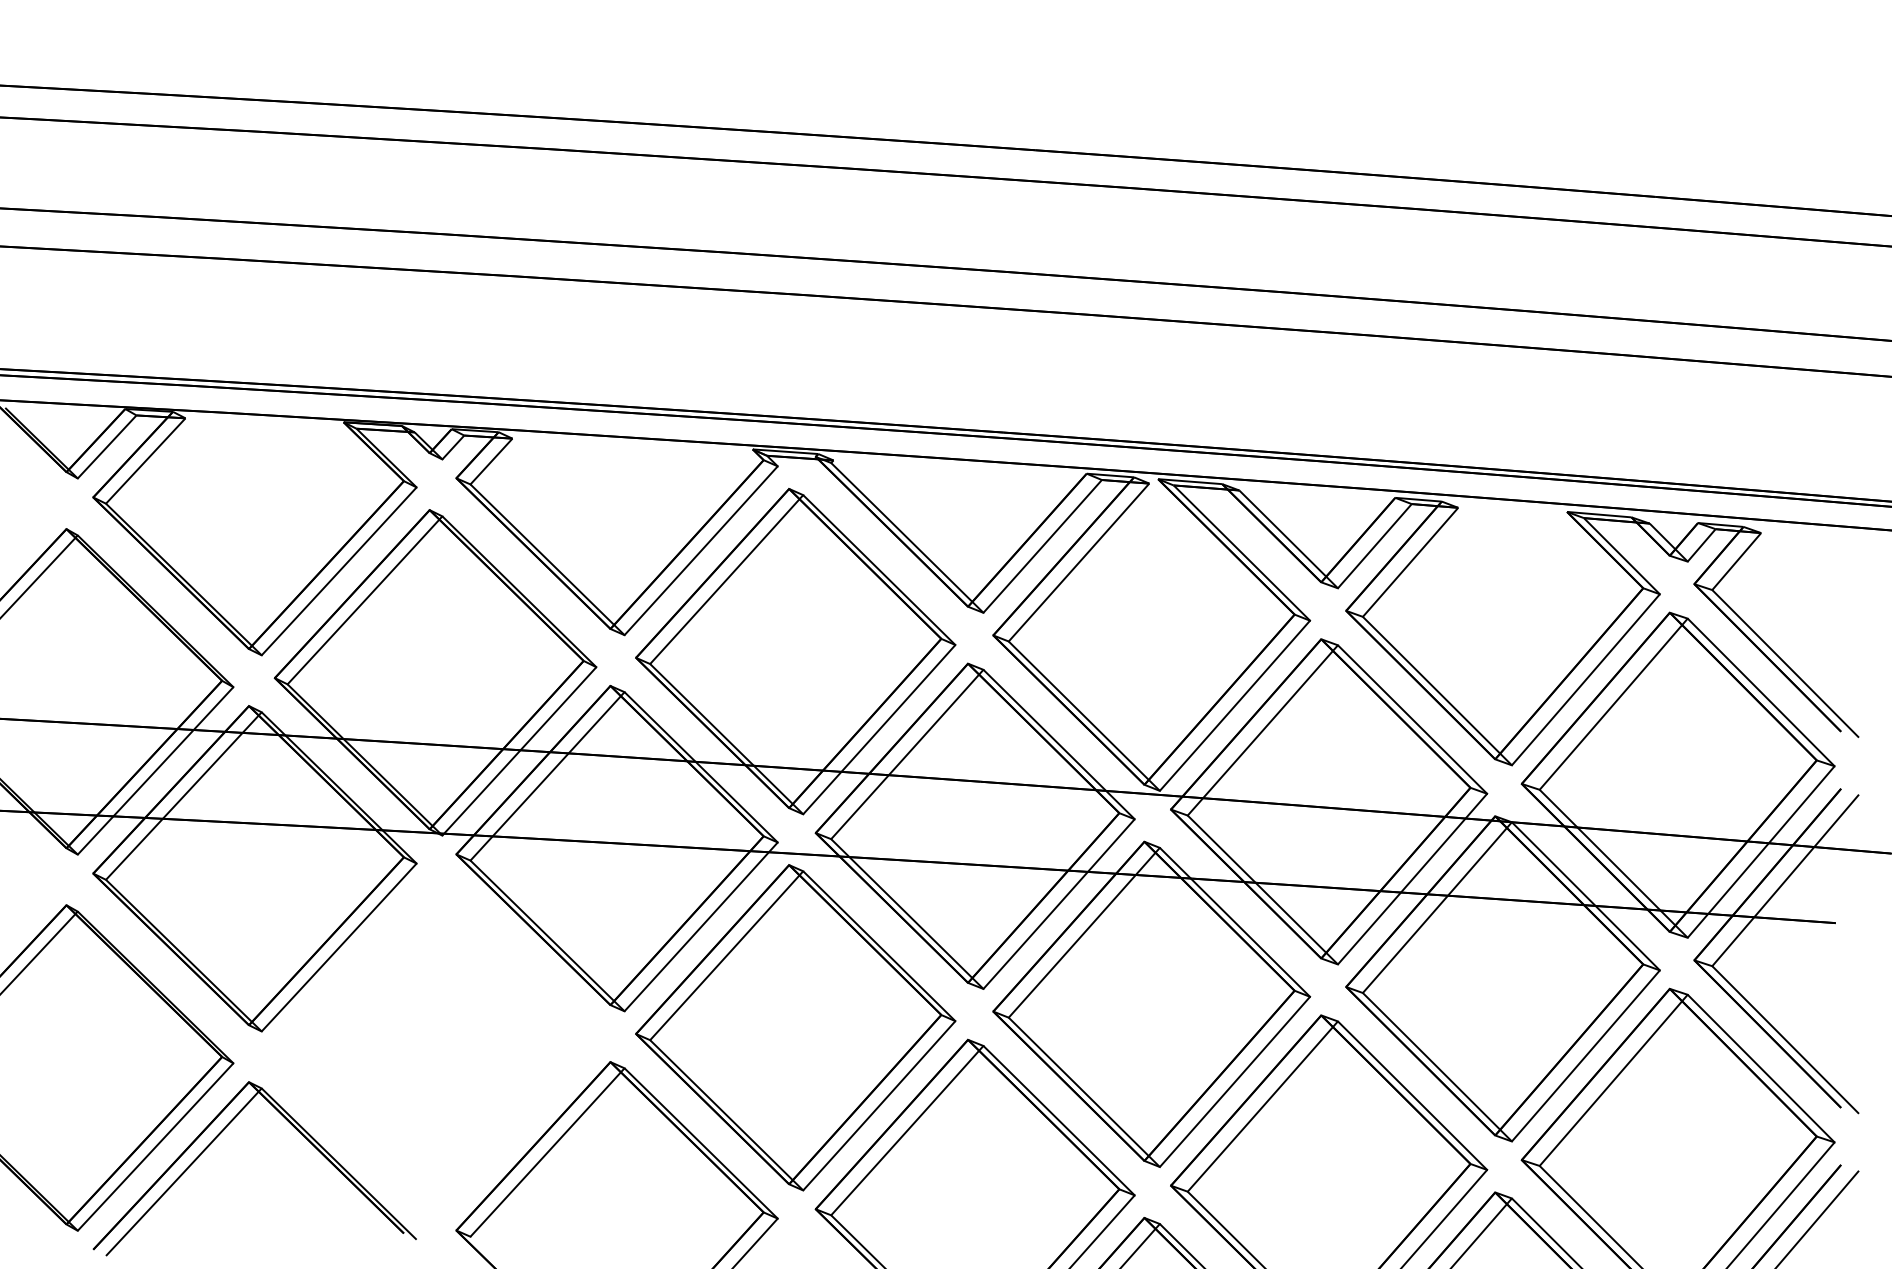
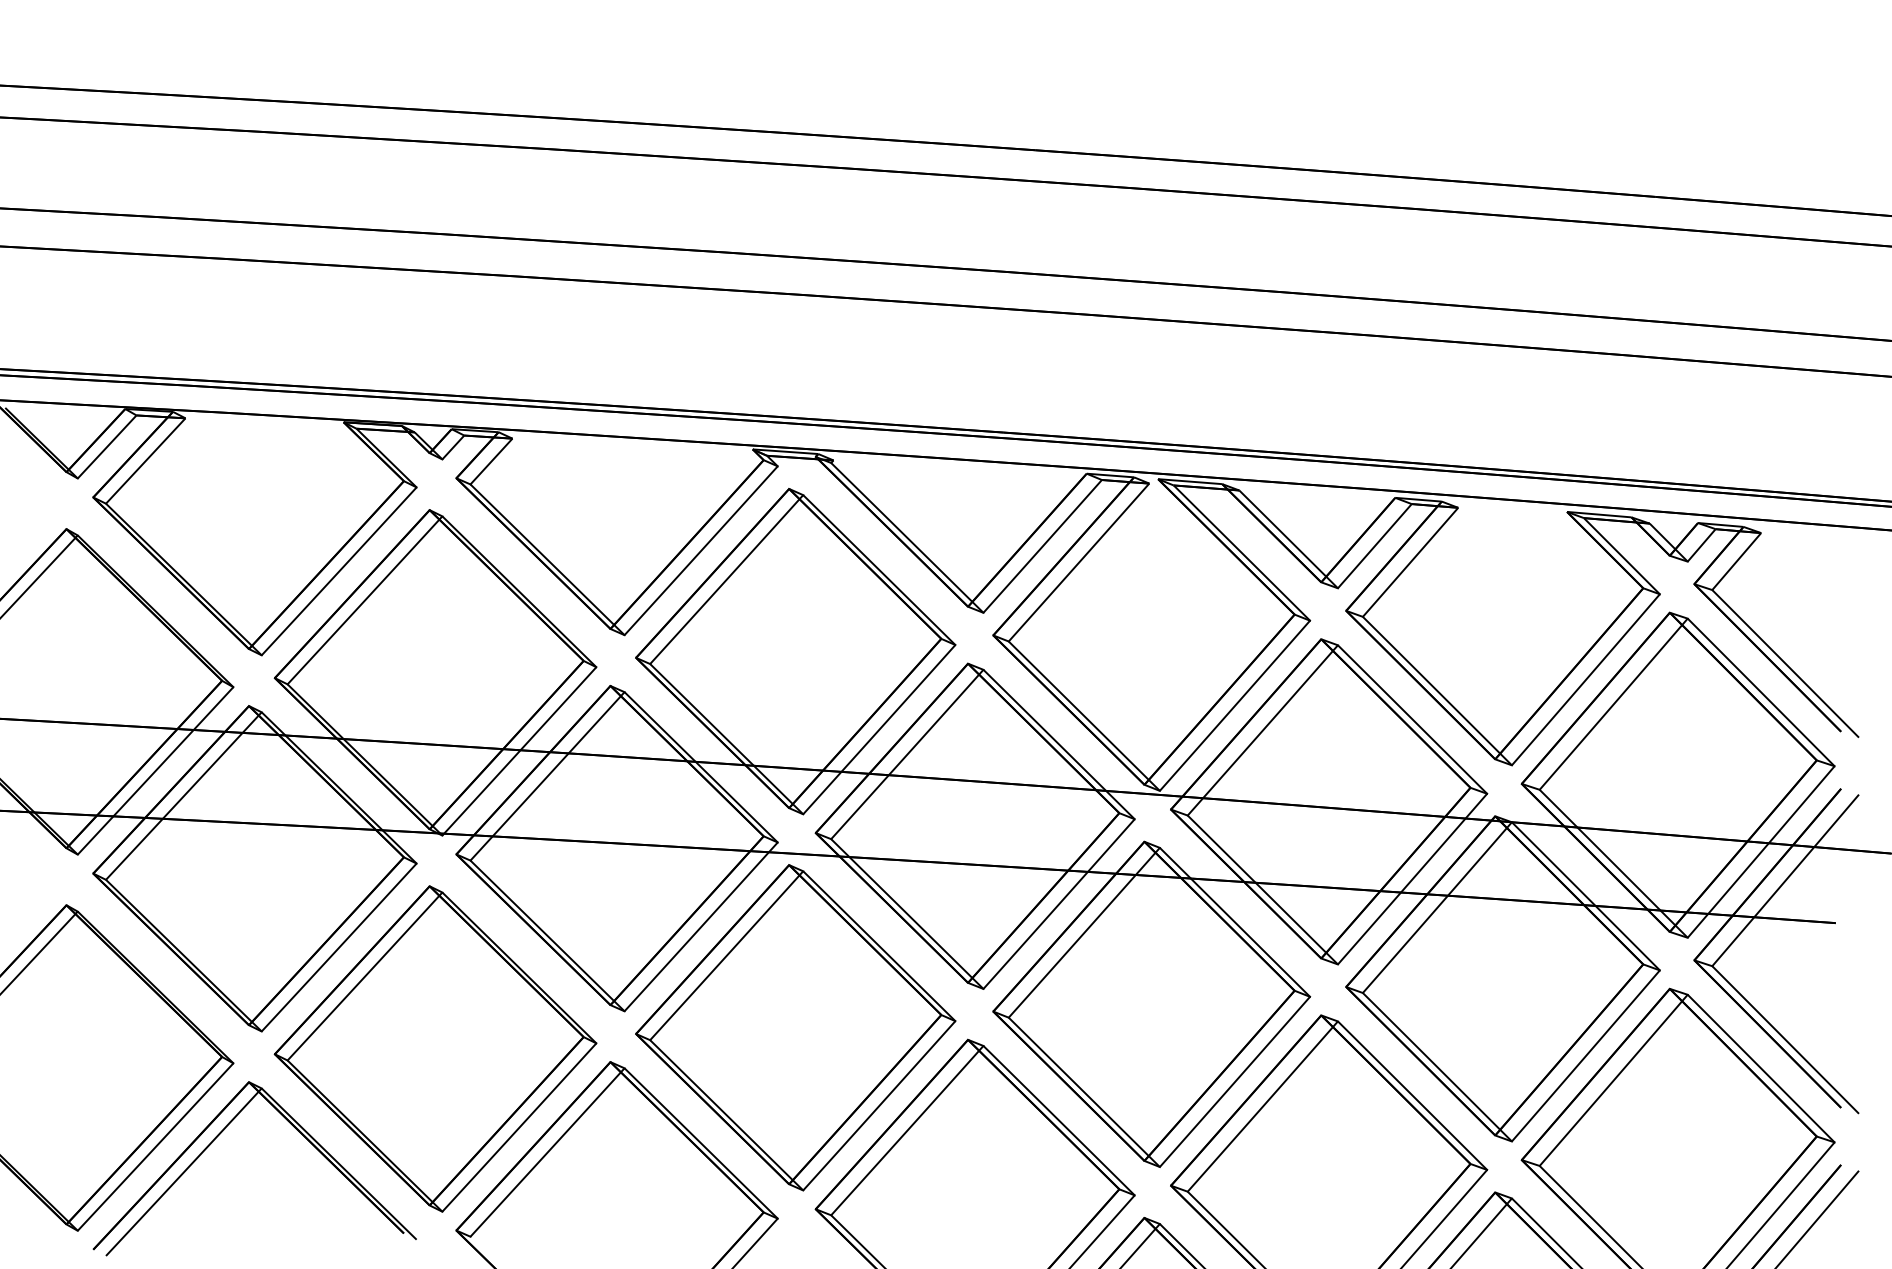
part: none -> present (435, 1048)
